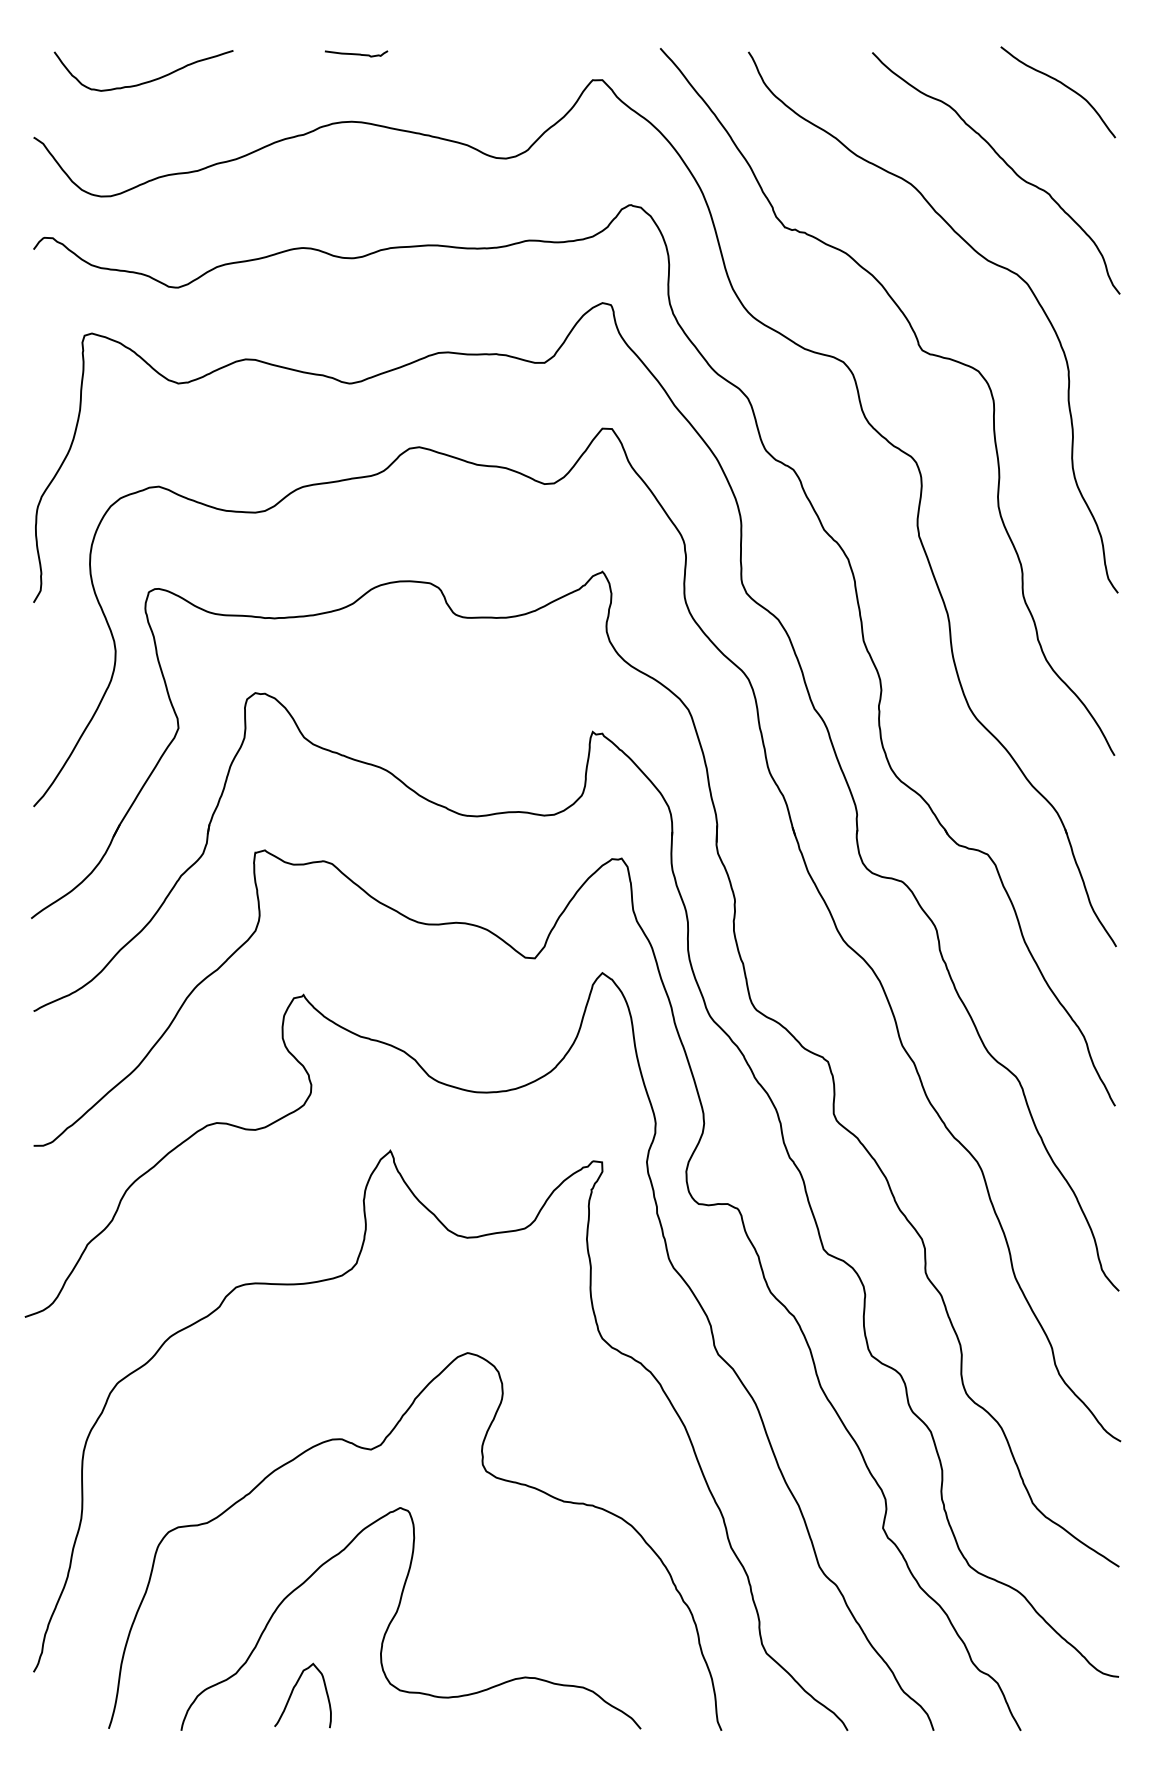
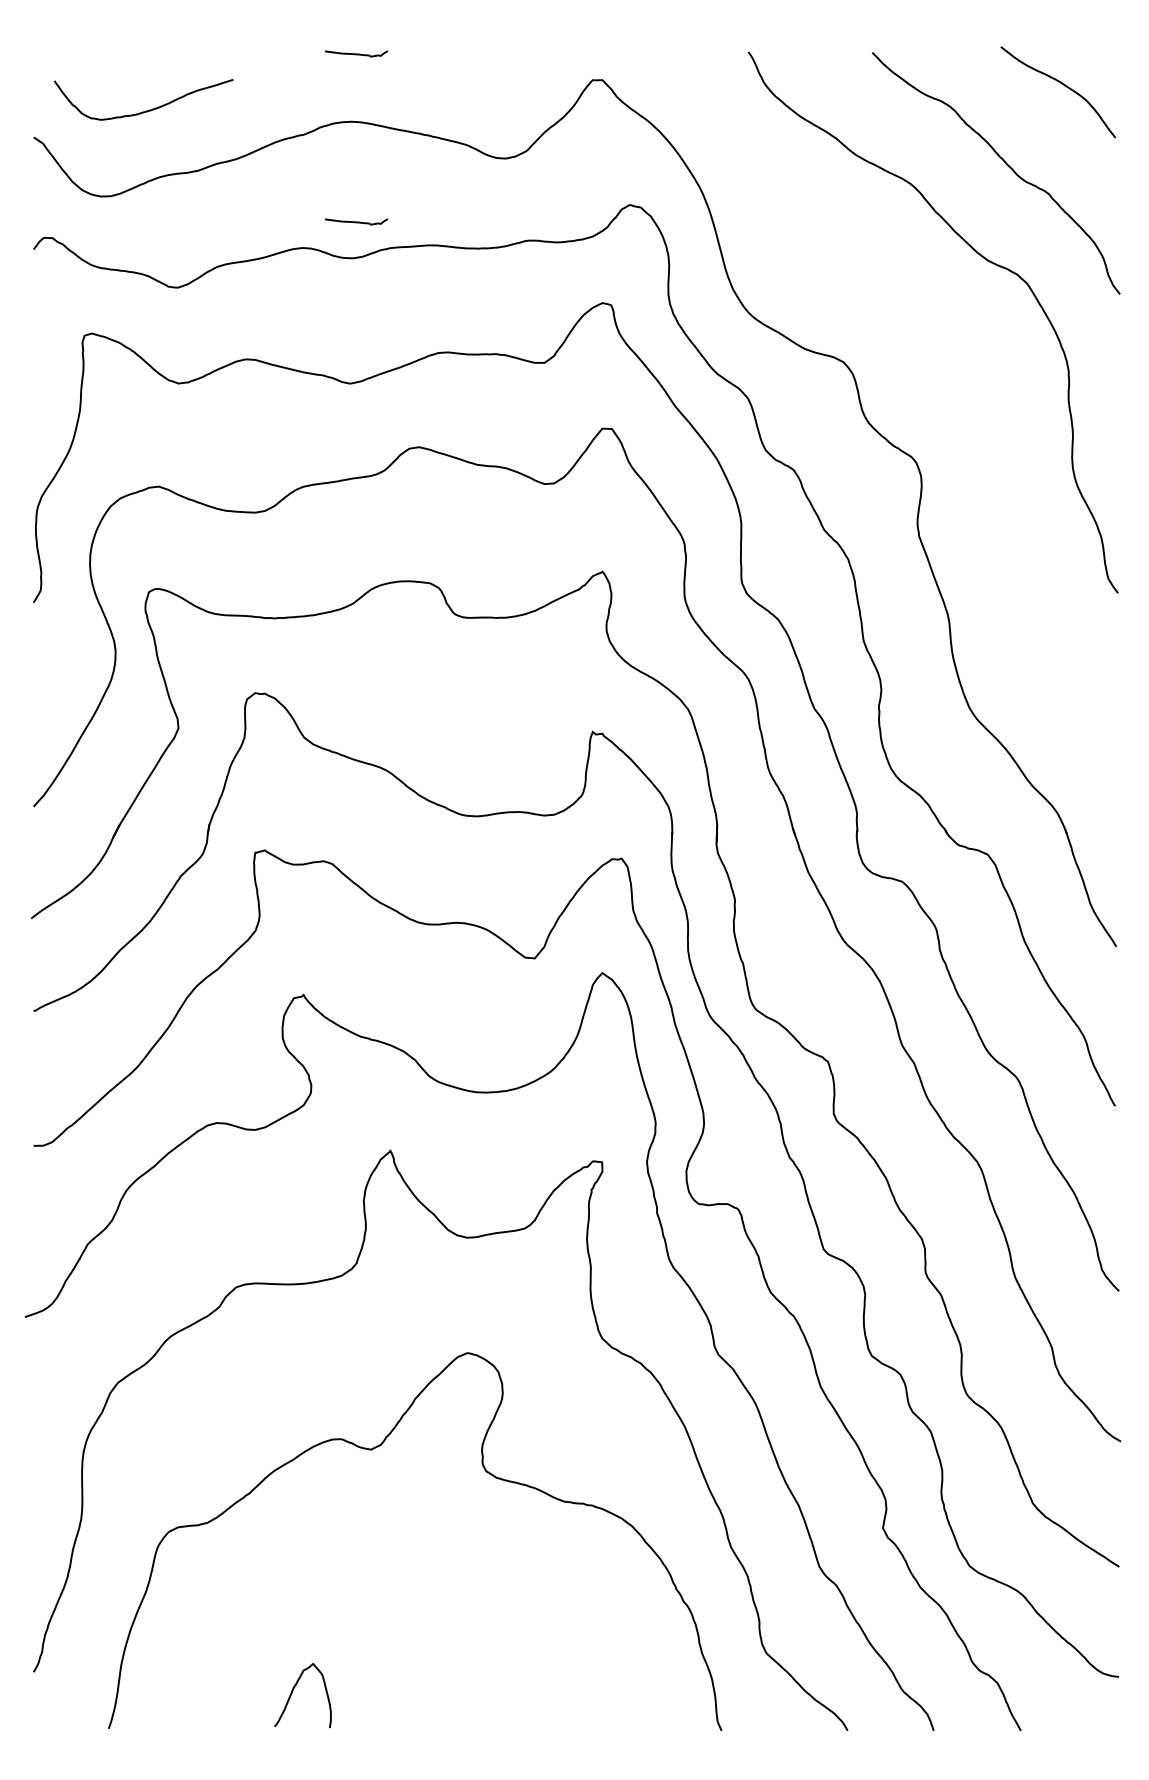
curve position: (145, 81) -> (145, 110) (145, 110)
curve: none -> present (356, 221)
curve: present -> none (922, 351)
curve: present -> none (397, 1612)
